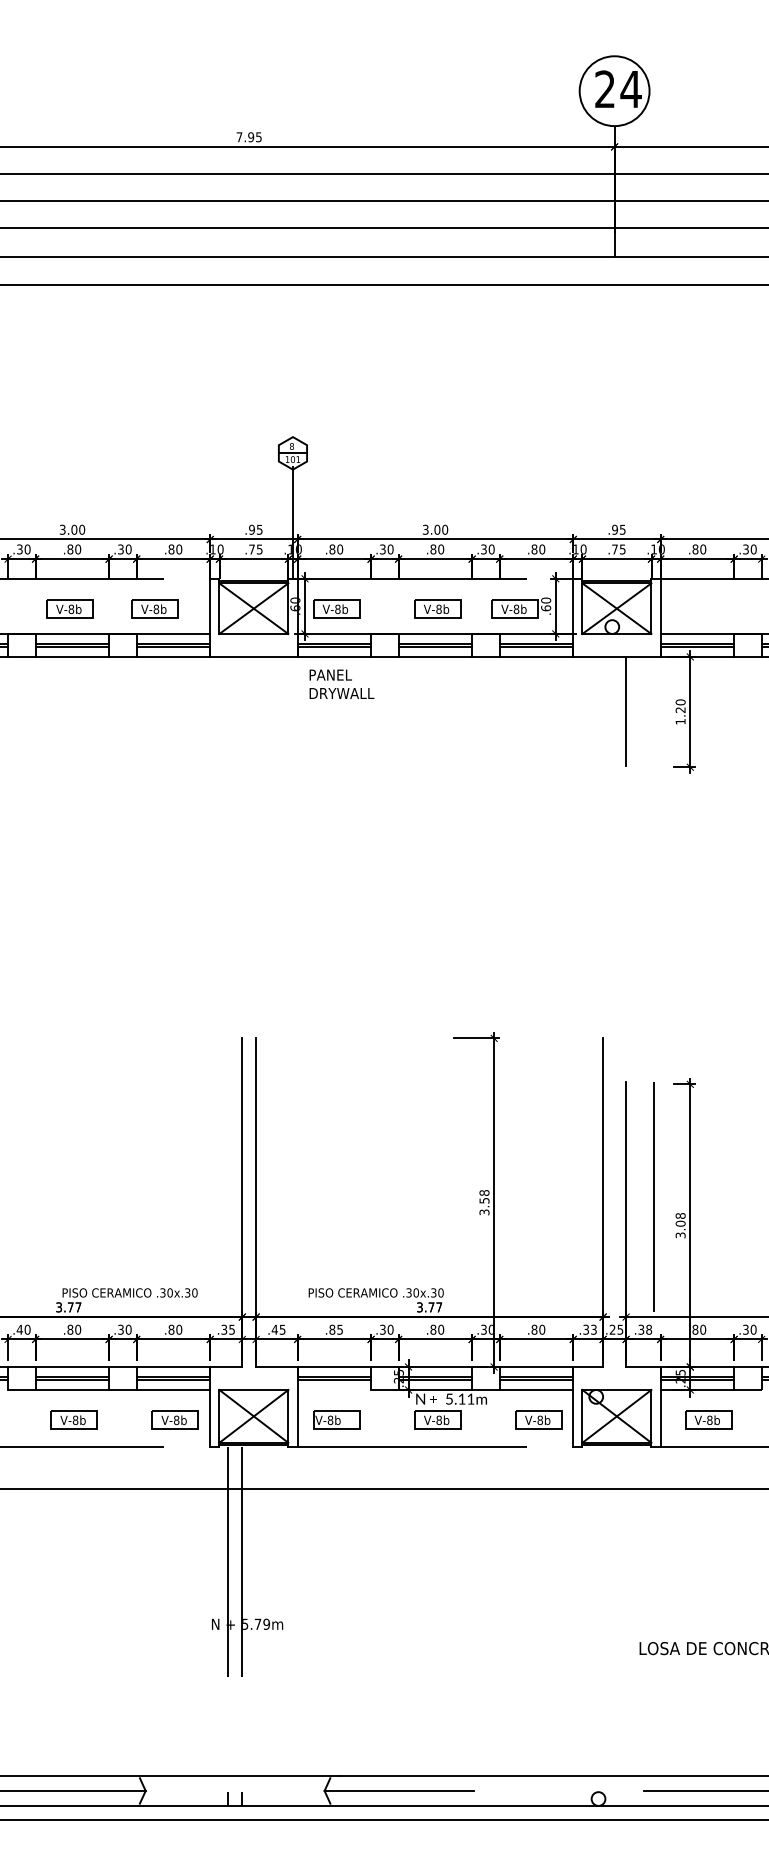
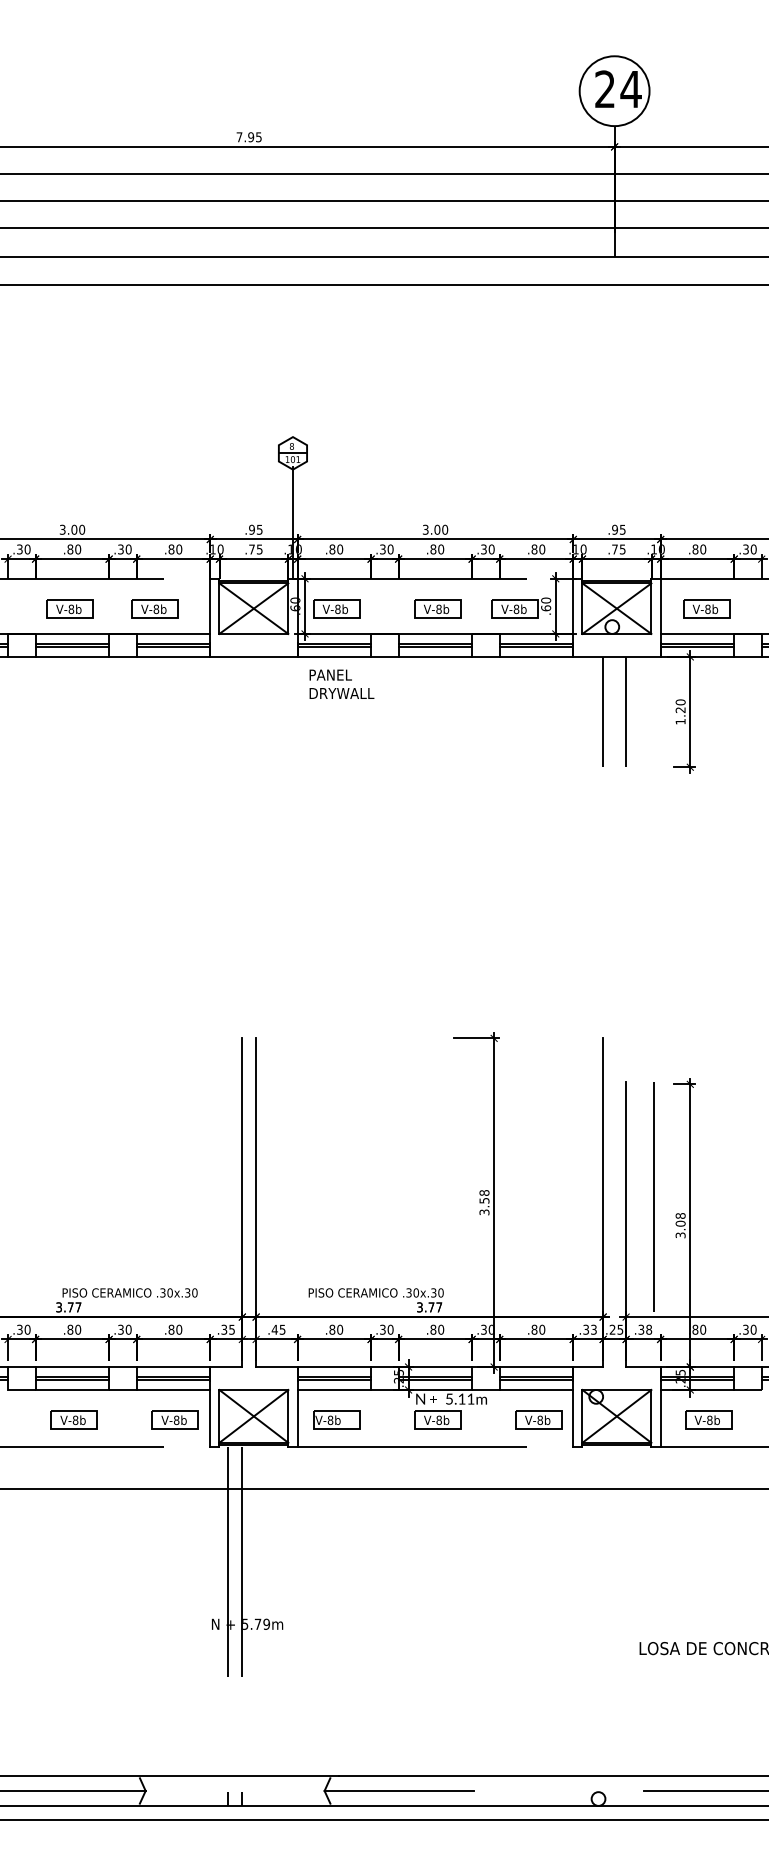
part: none -> present (706, 608)
line: none -> present (603, 711)
text: .40 -> .30 (19, 1329)
text: .85 -> .80 (340, 1329)
line: none -> present (334, 1389)
